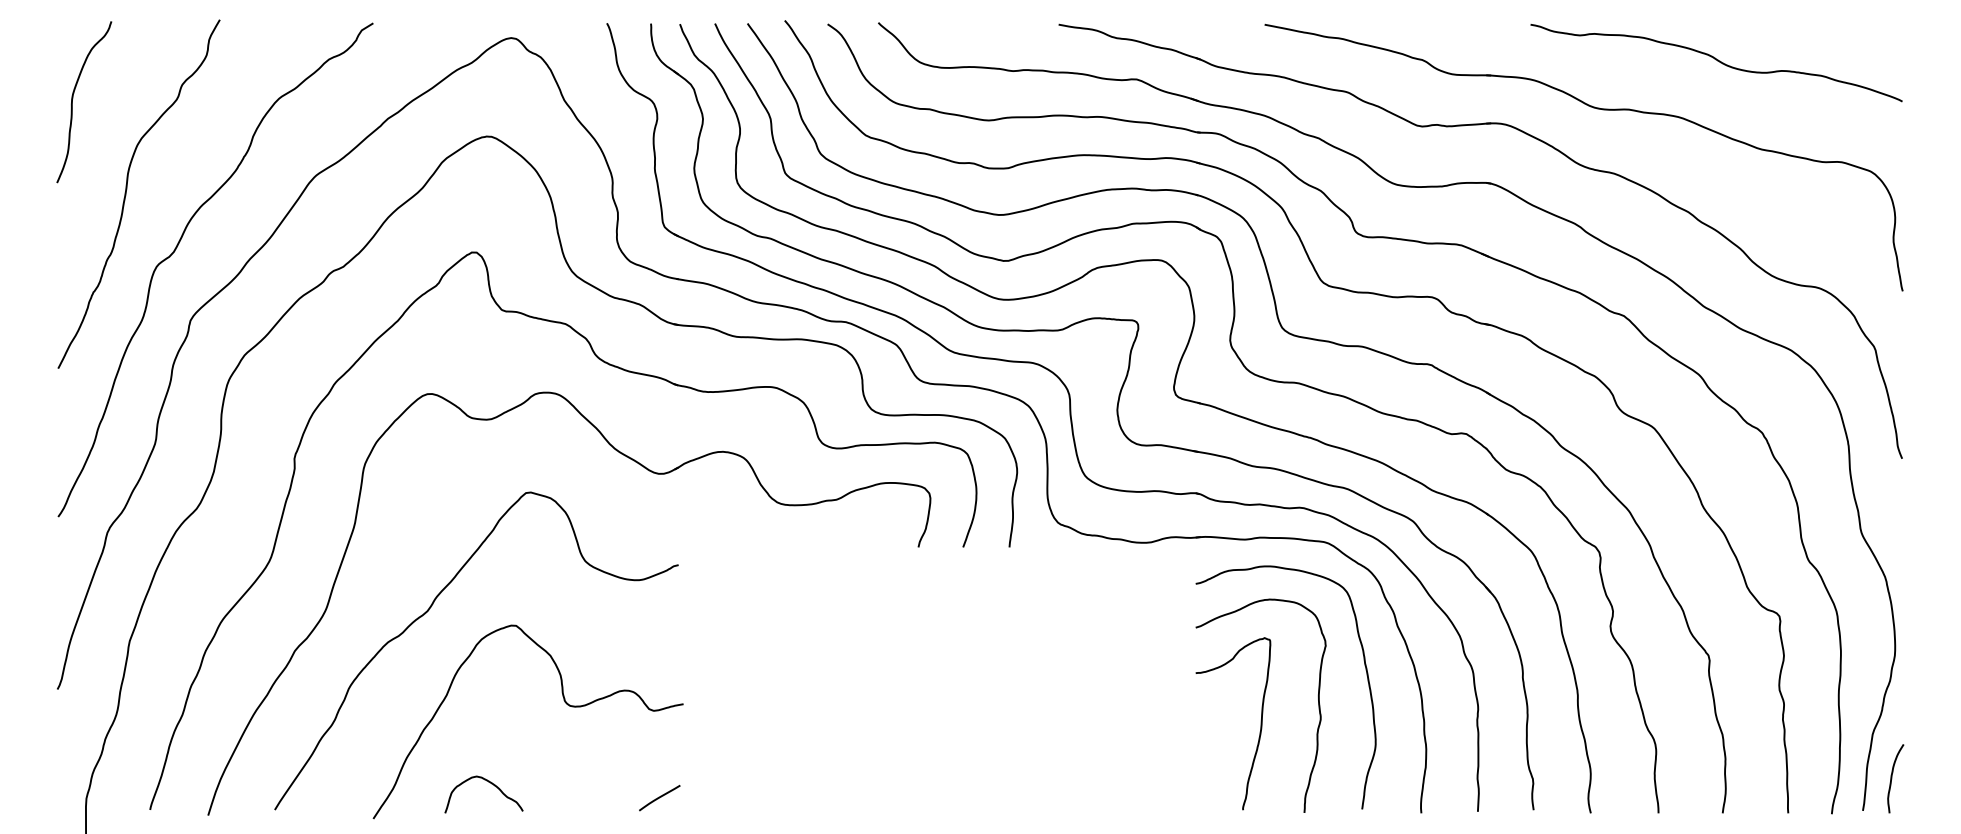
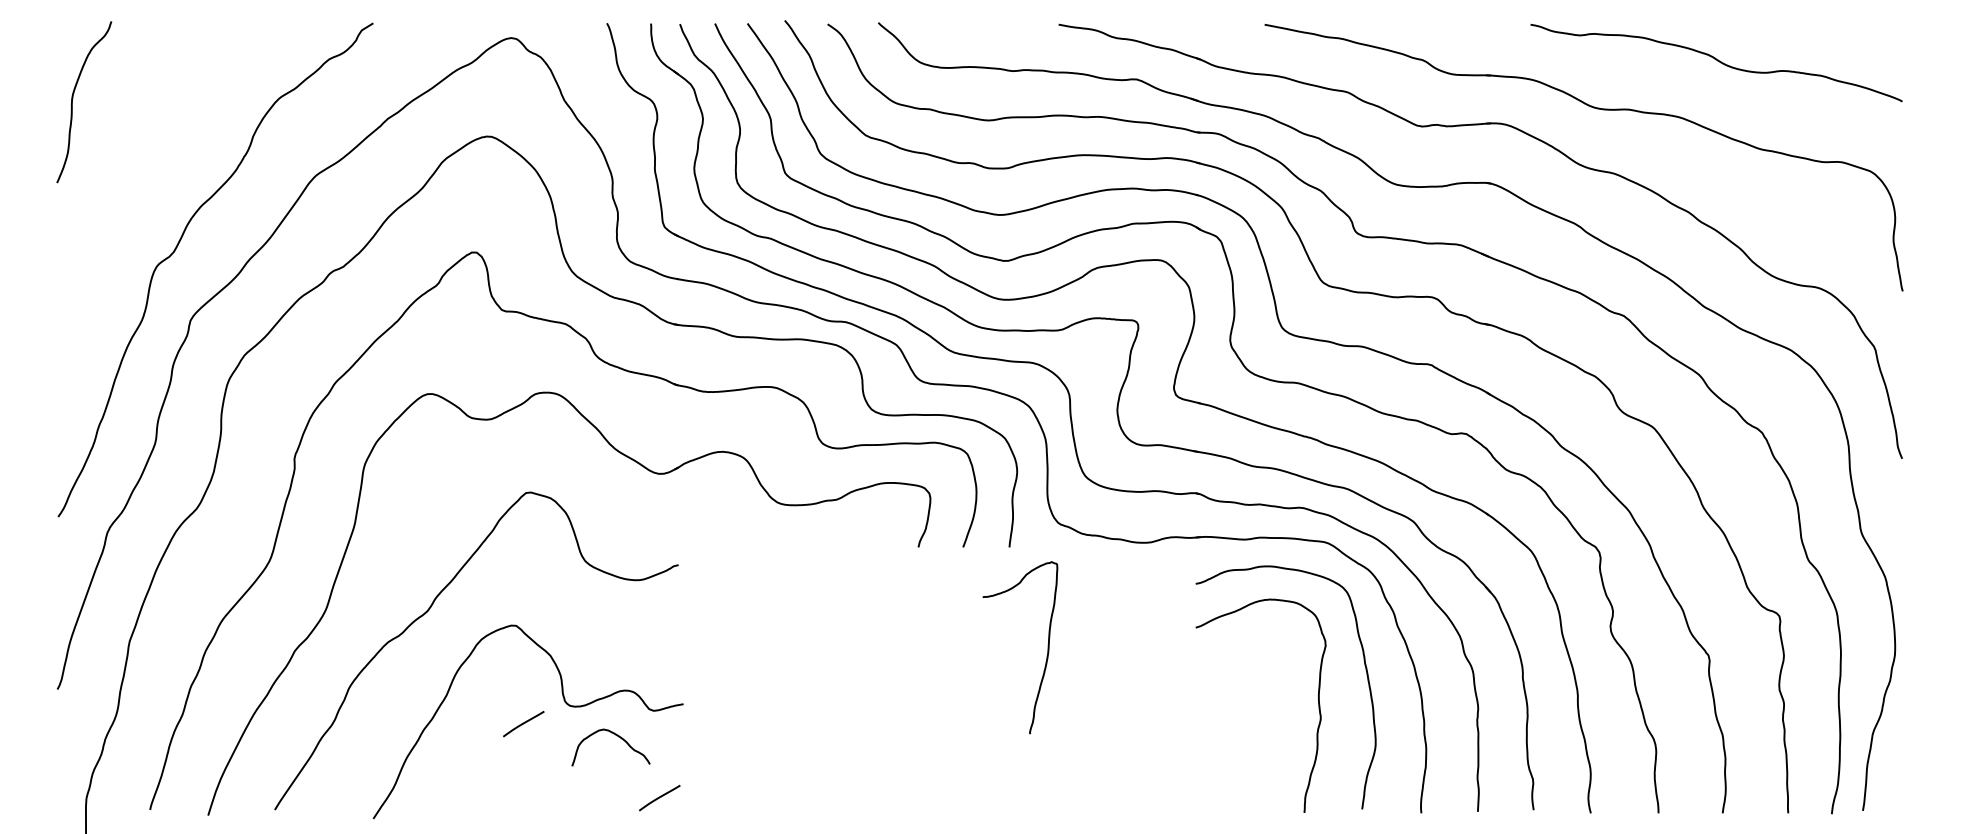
curve: present -> none (127, 189)
curve: none -> present (523, 723)
curve position: (1260, 723) -> (1047, 647) (1047, 647)
curve: present -> none (1892, 778)
curve position: (491, 784) -> (618, 737) (618, 737)
